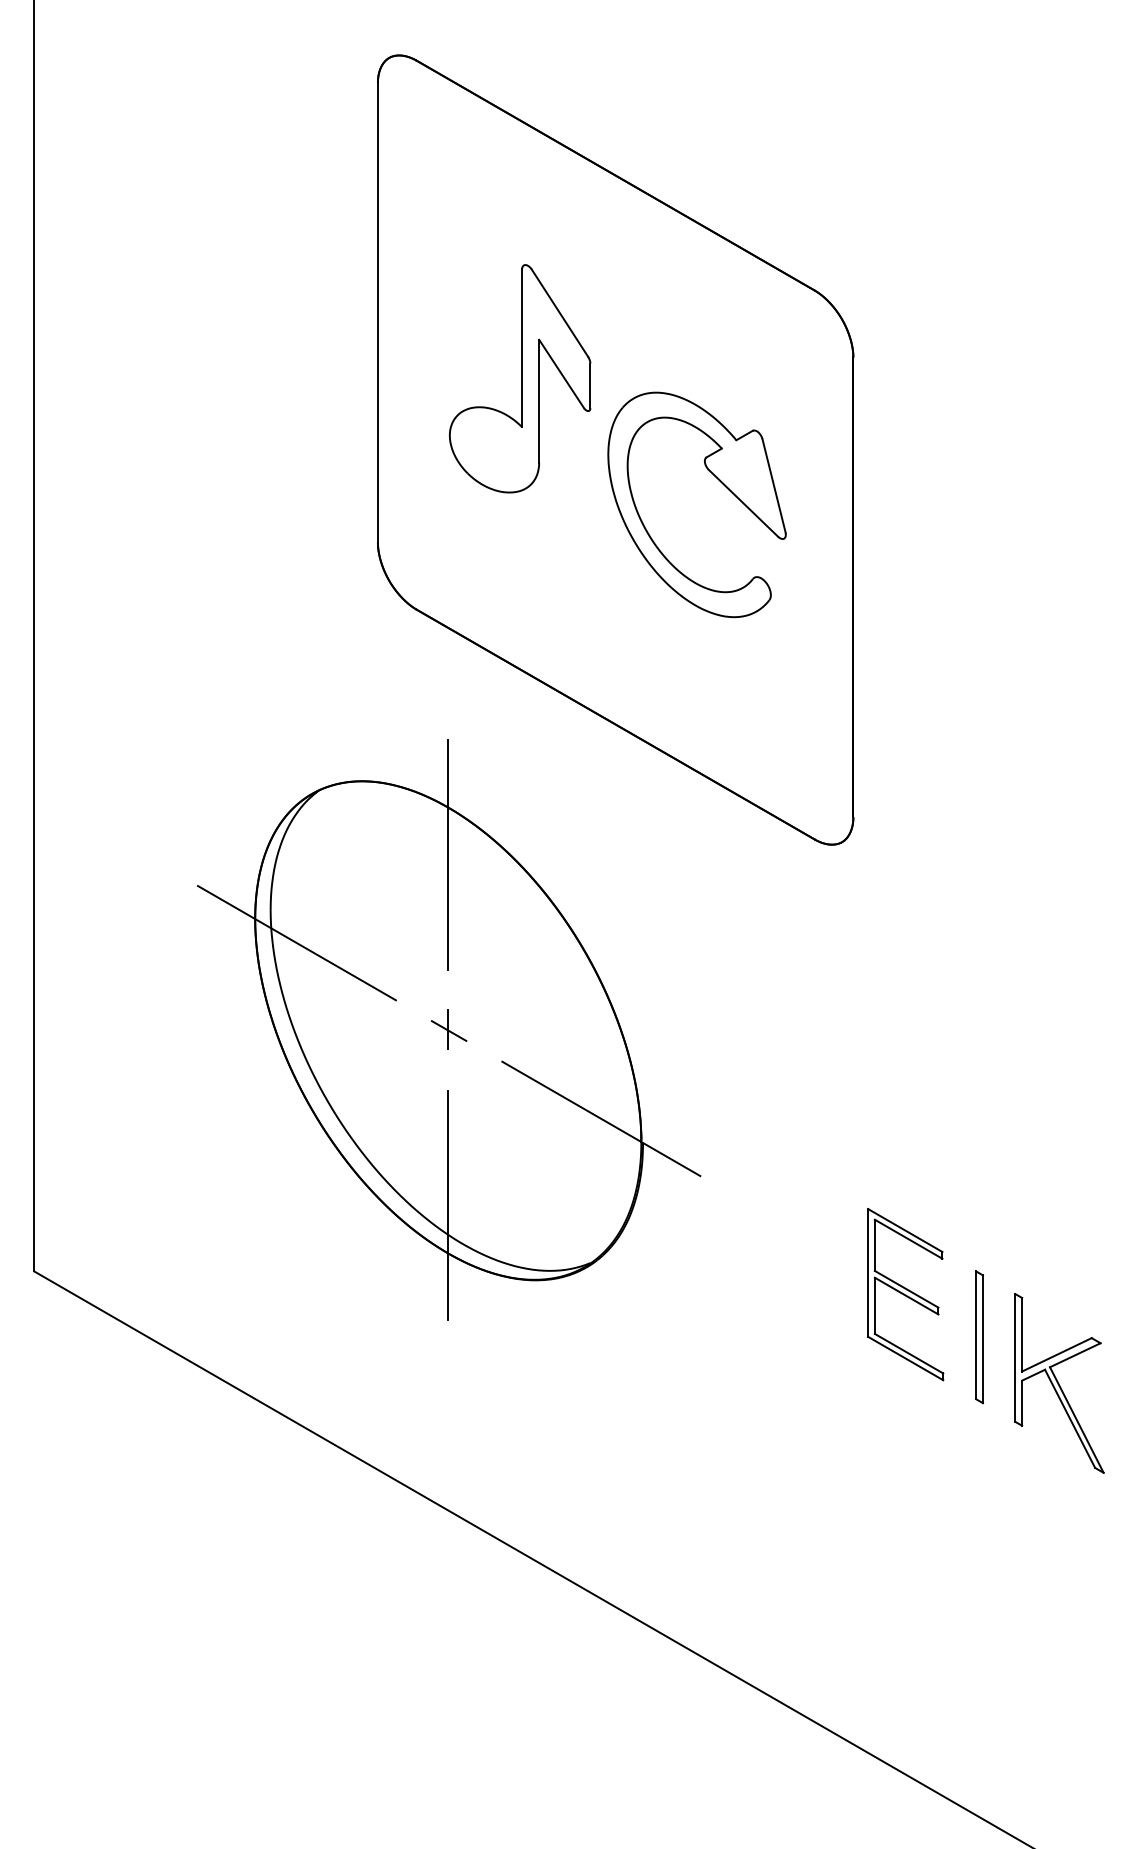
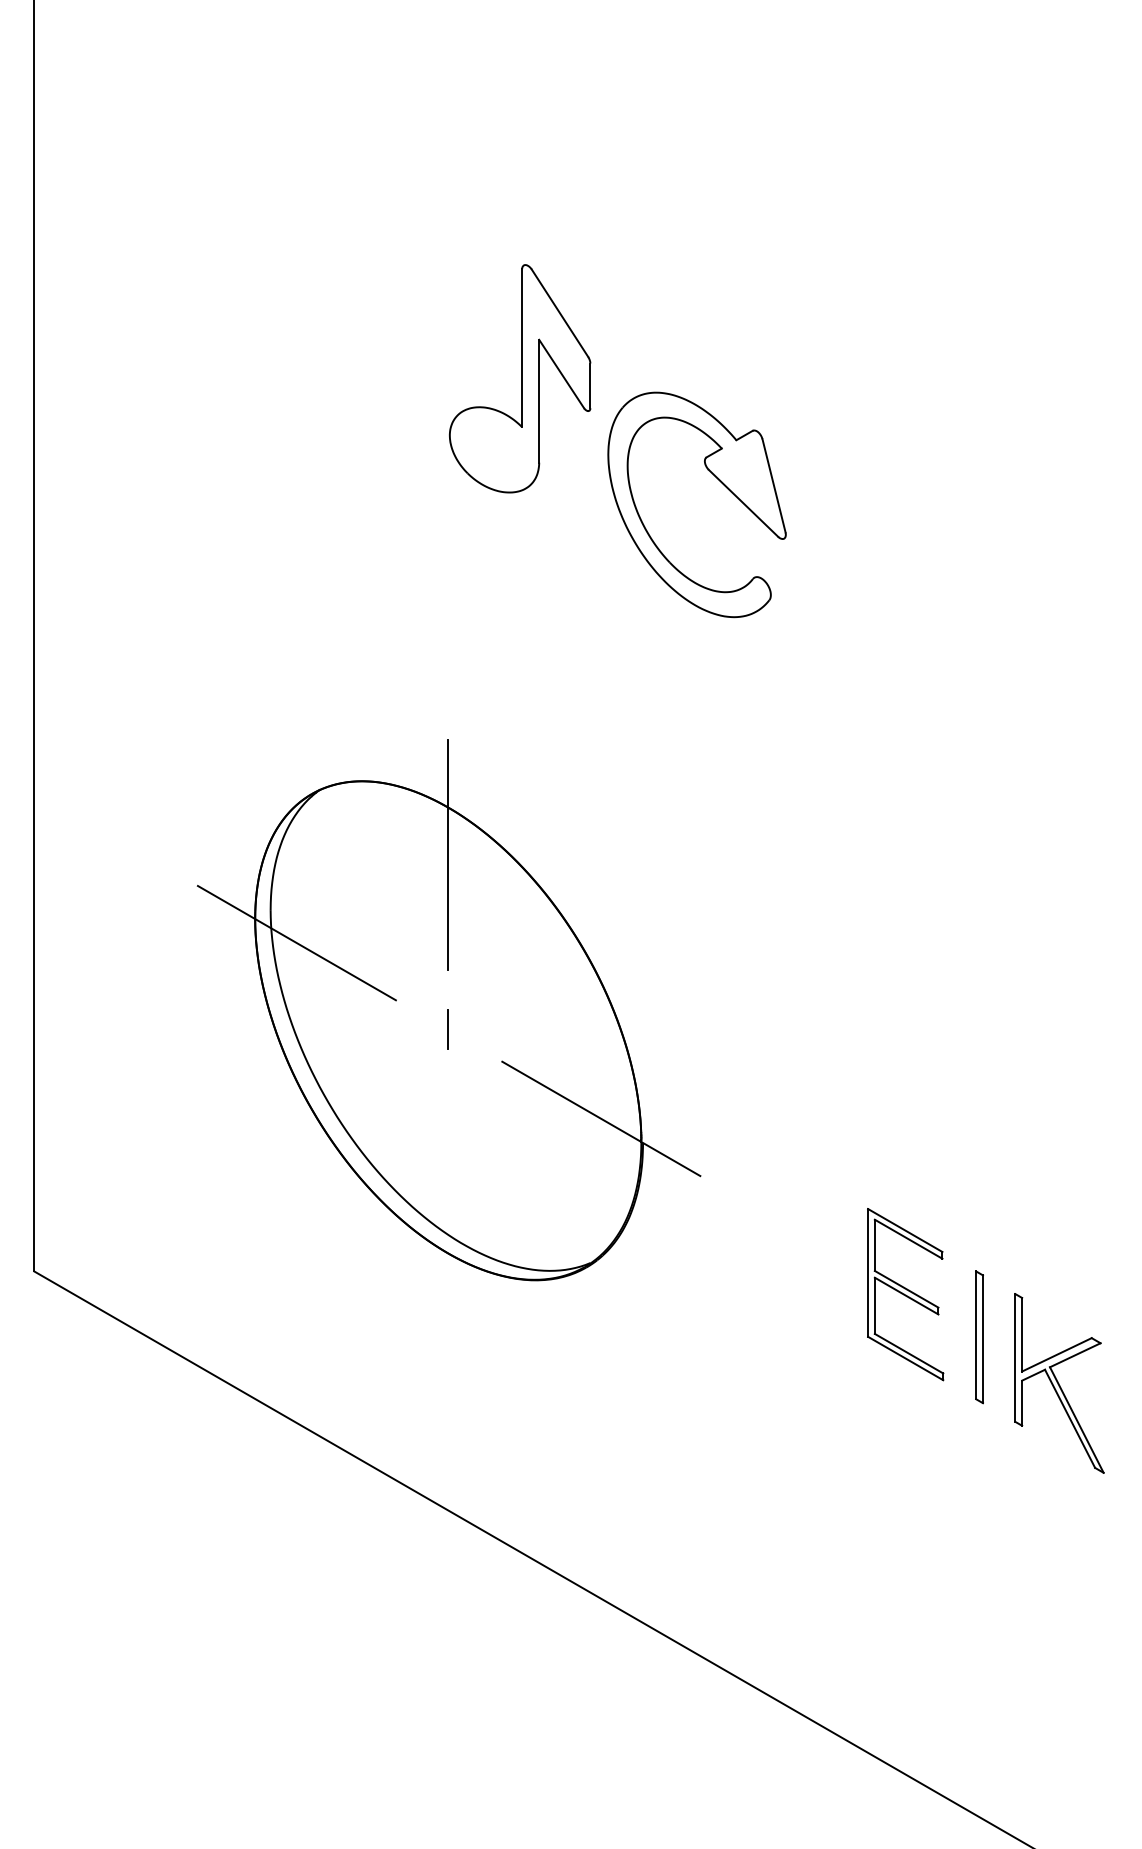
part: present -> none (615, 449)
line: present -> none (448, 1030)
line: present -> none (448, 1204)
